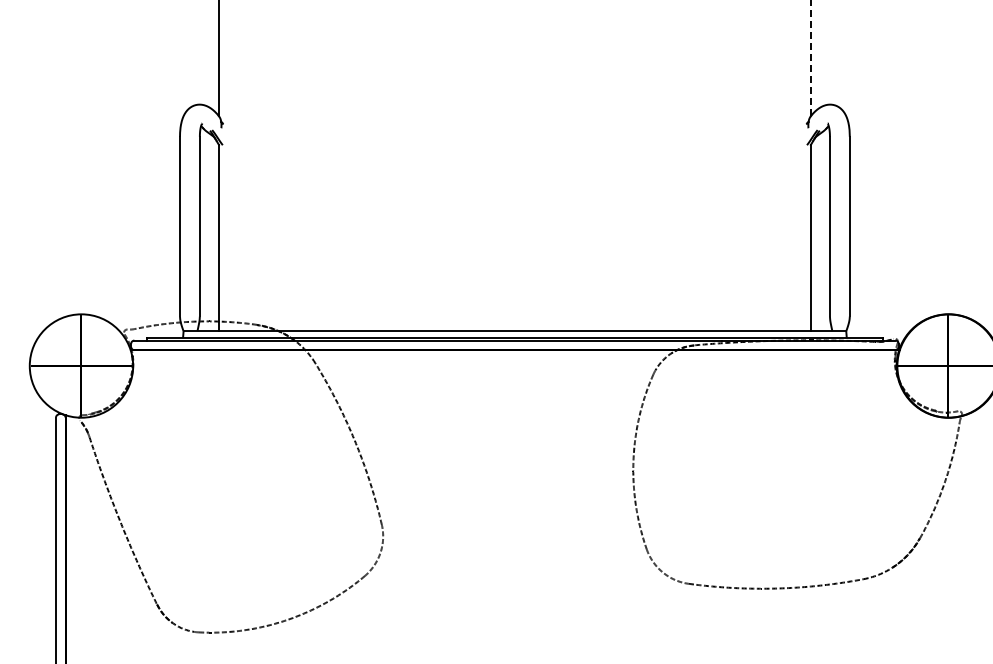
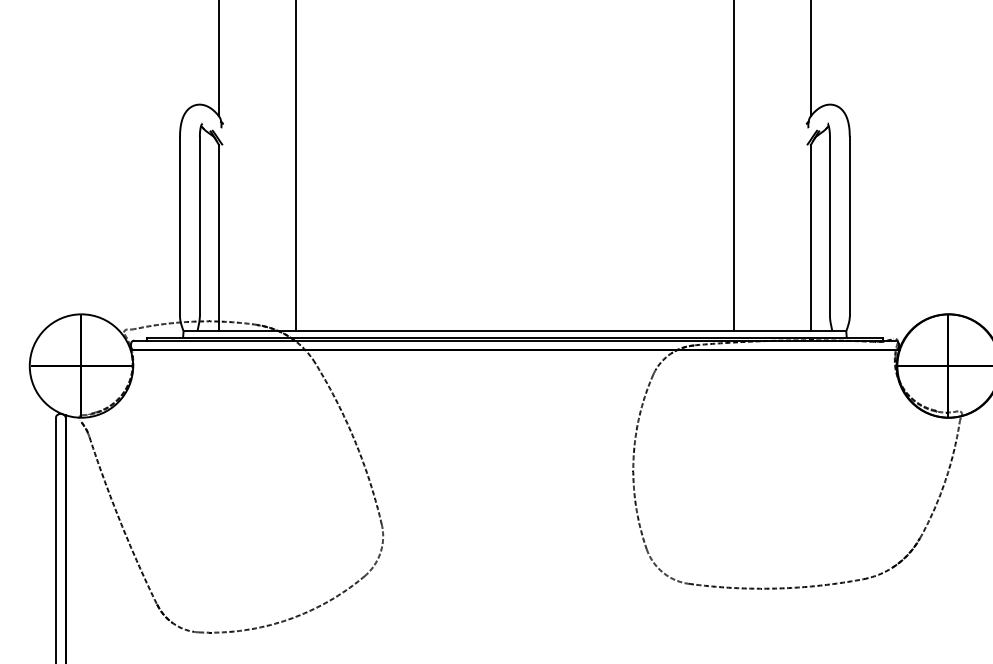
line: dashed -> solid (811, 57)
line: none -> present (296, 166)
line: none -> present (733, 166)
